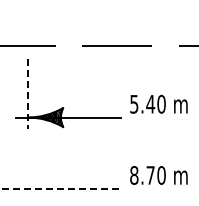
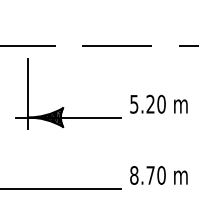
line: dashed -> solid (27, 94)
text: 5.40 -> 5.20 (150, 103)
line: dashed -> solid (61, 188)
